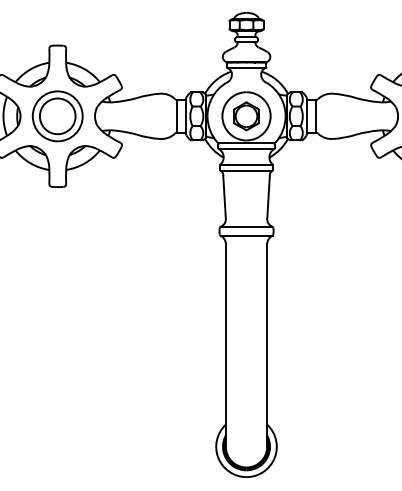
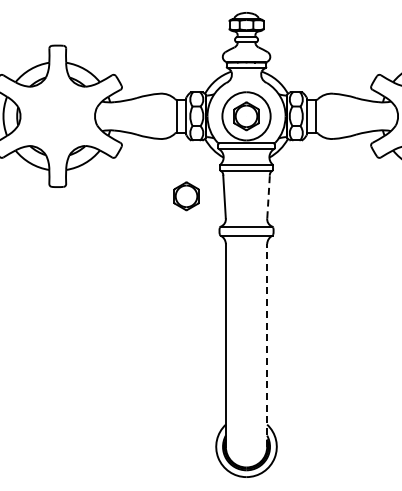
part: present -> none (57, 116)
part: none -> present (186, 196)
line: solid -> dashed (268, 196)
line: solid -> dashed (267, 344)
